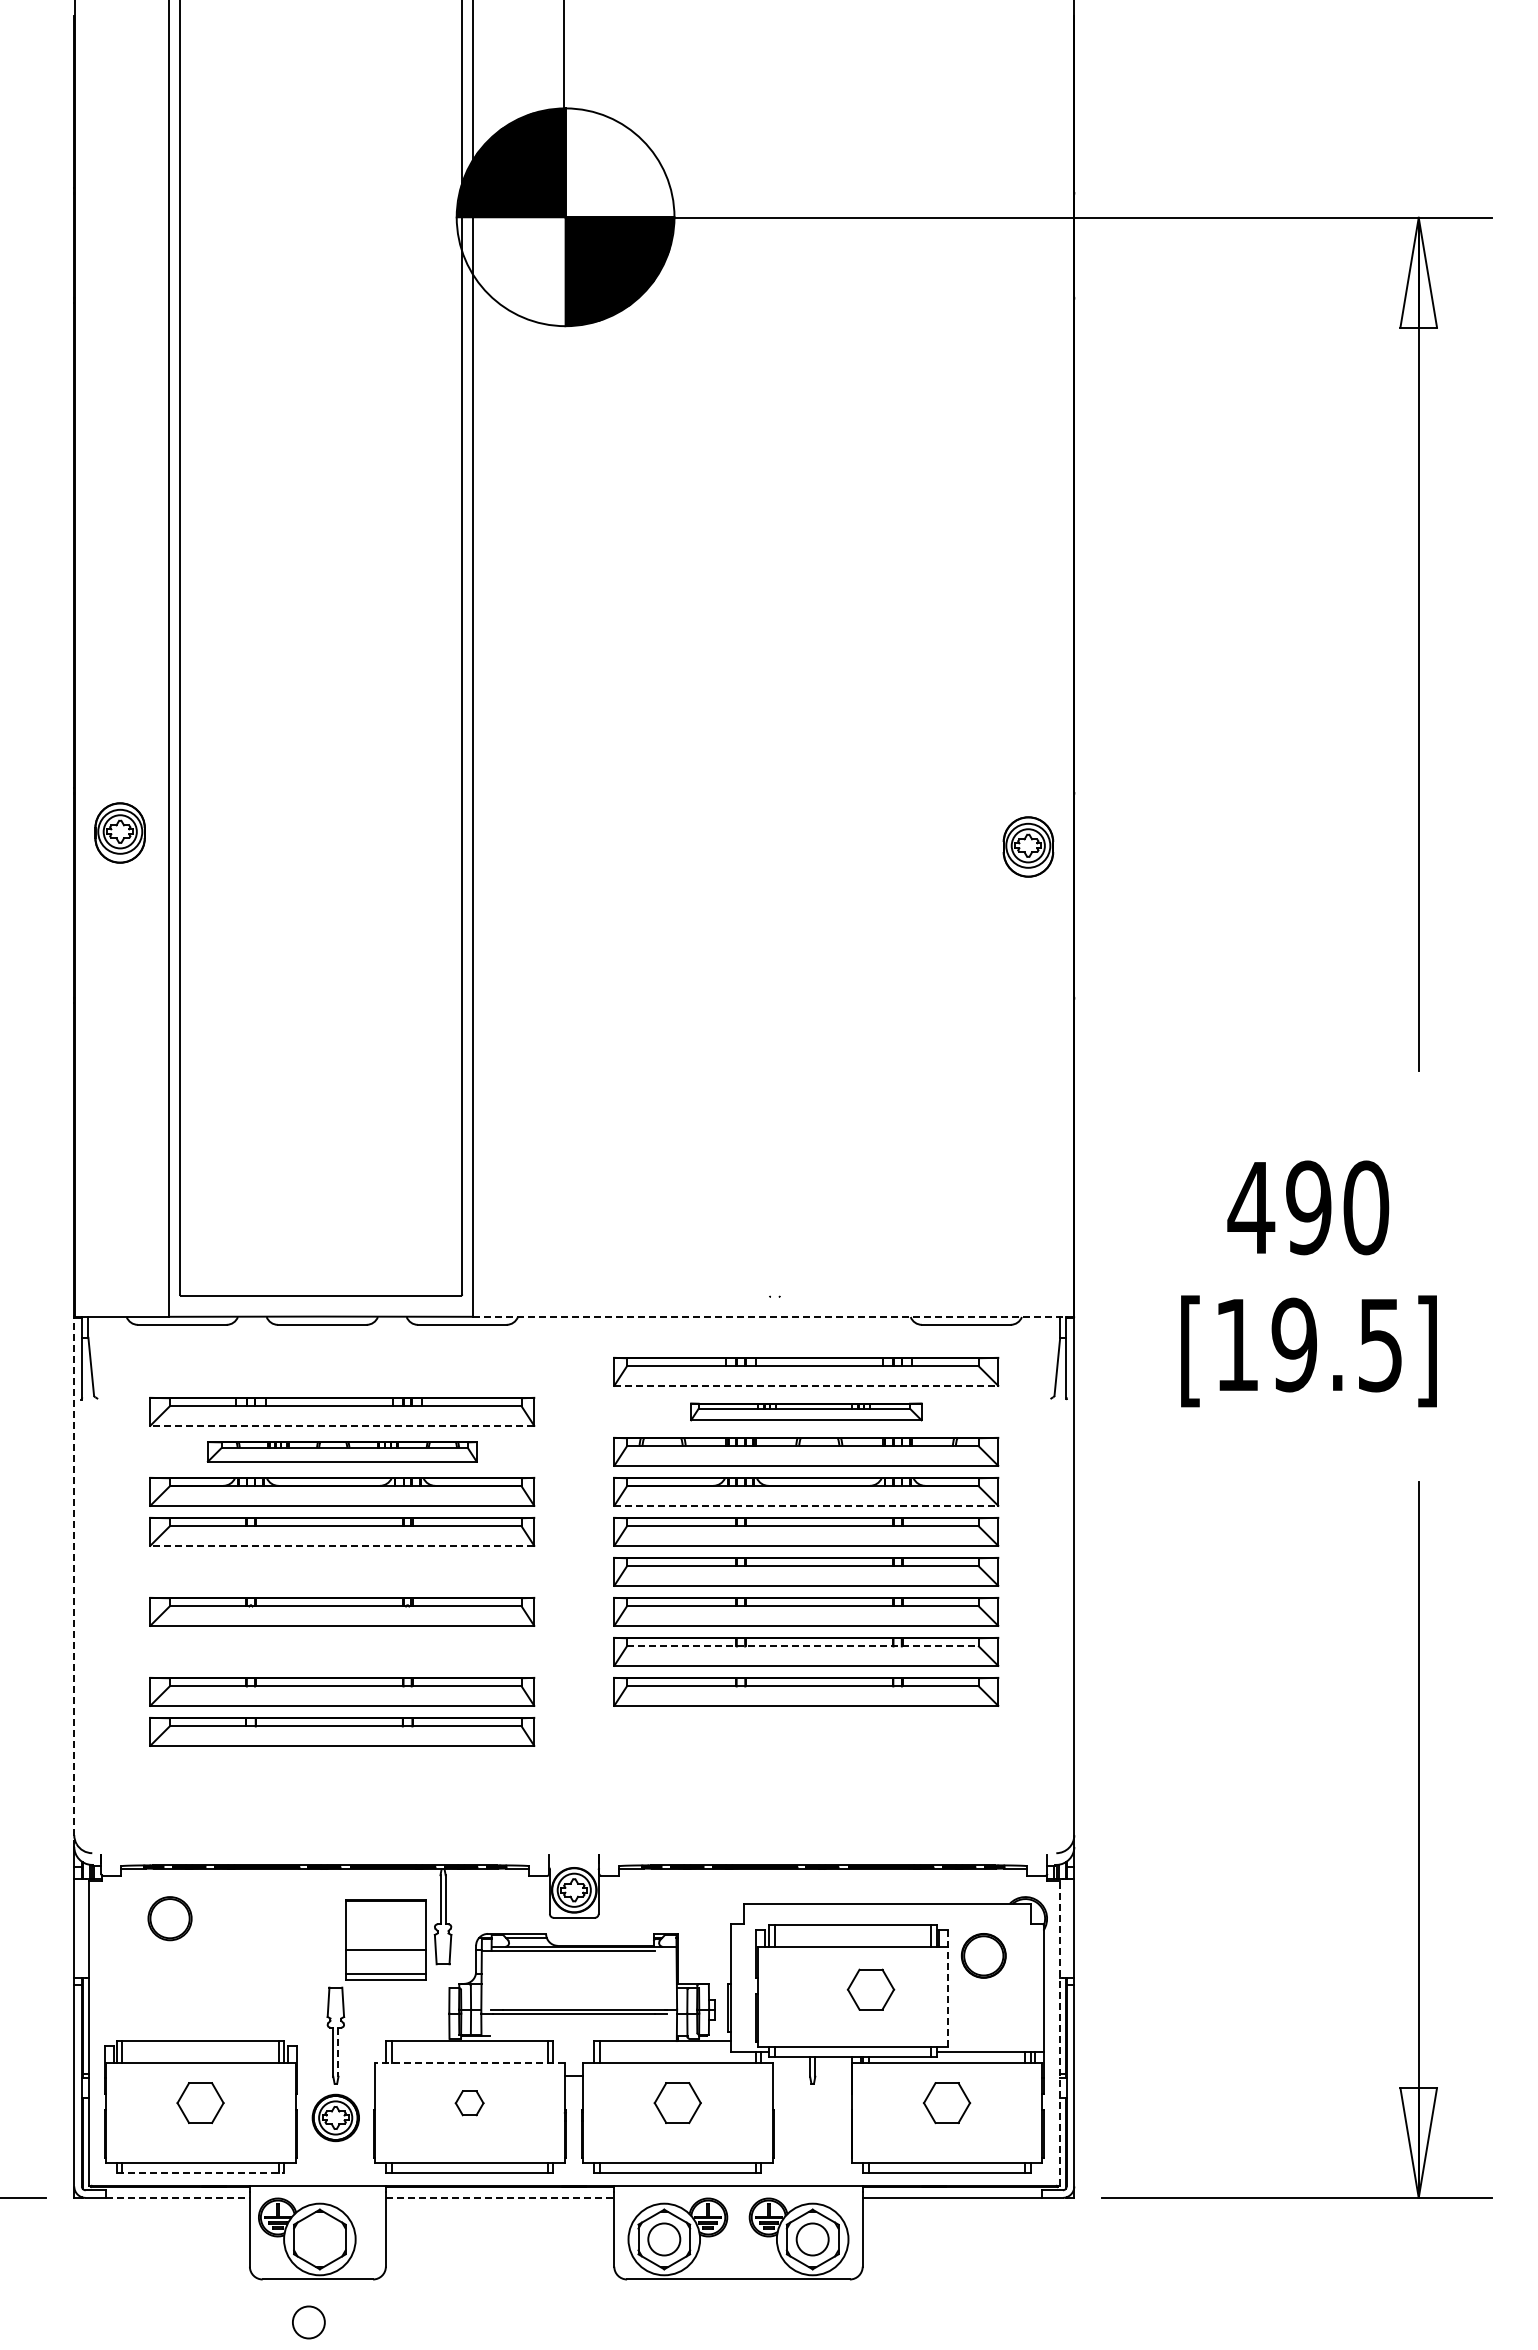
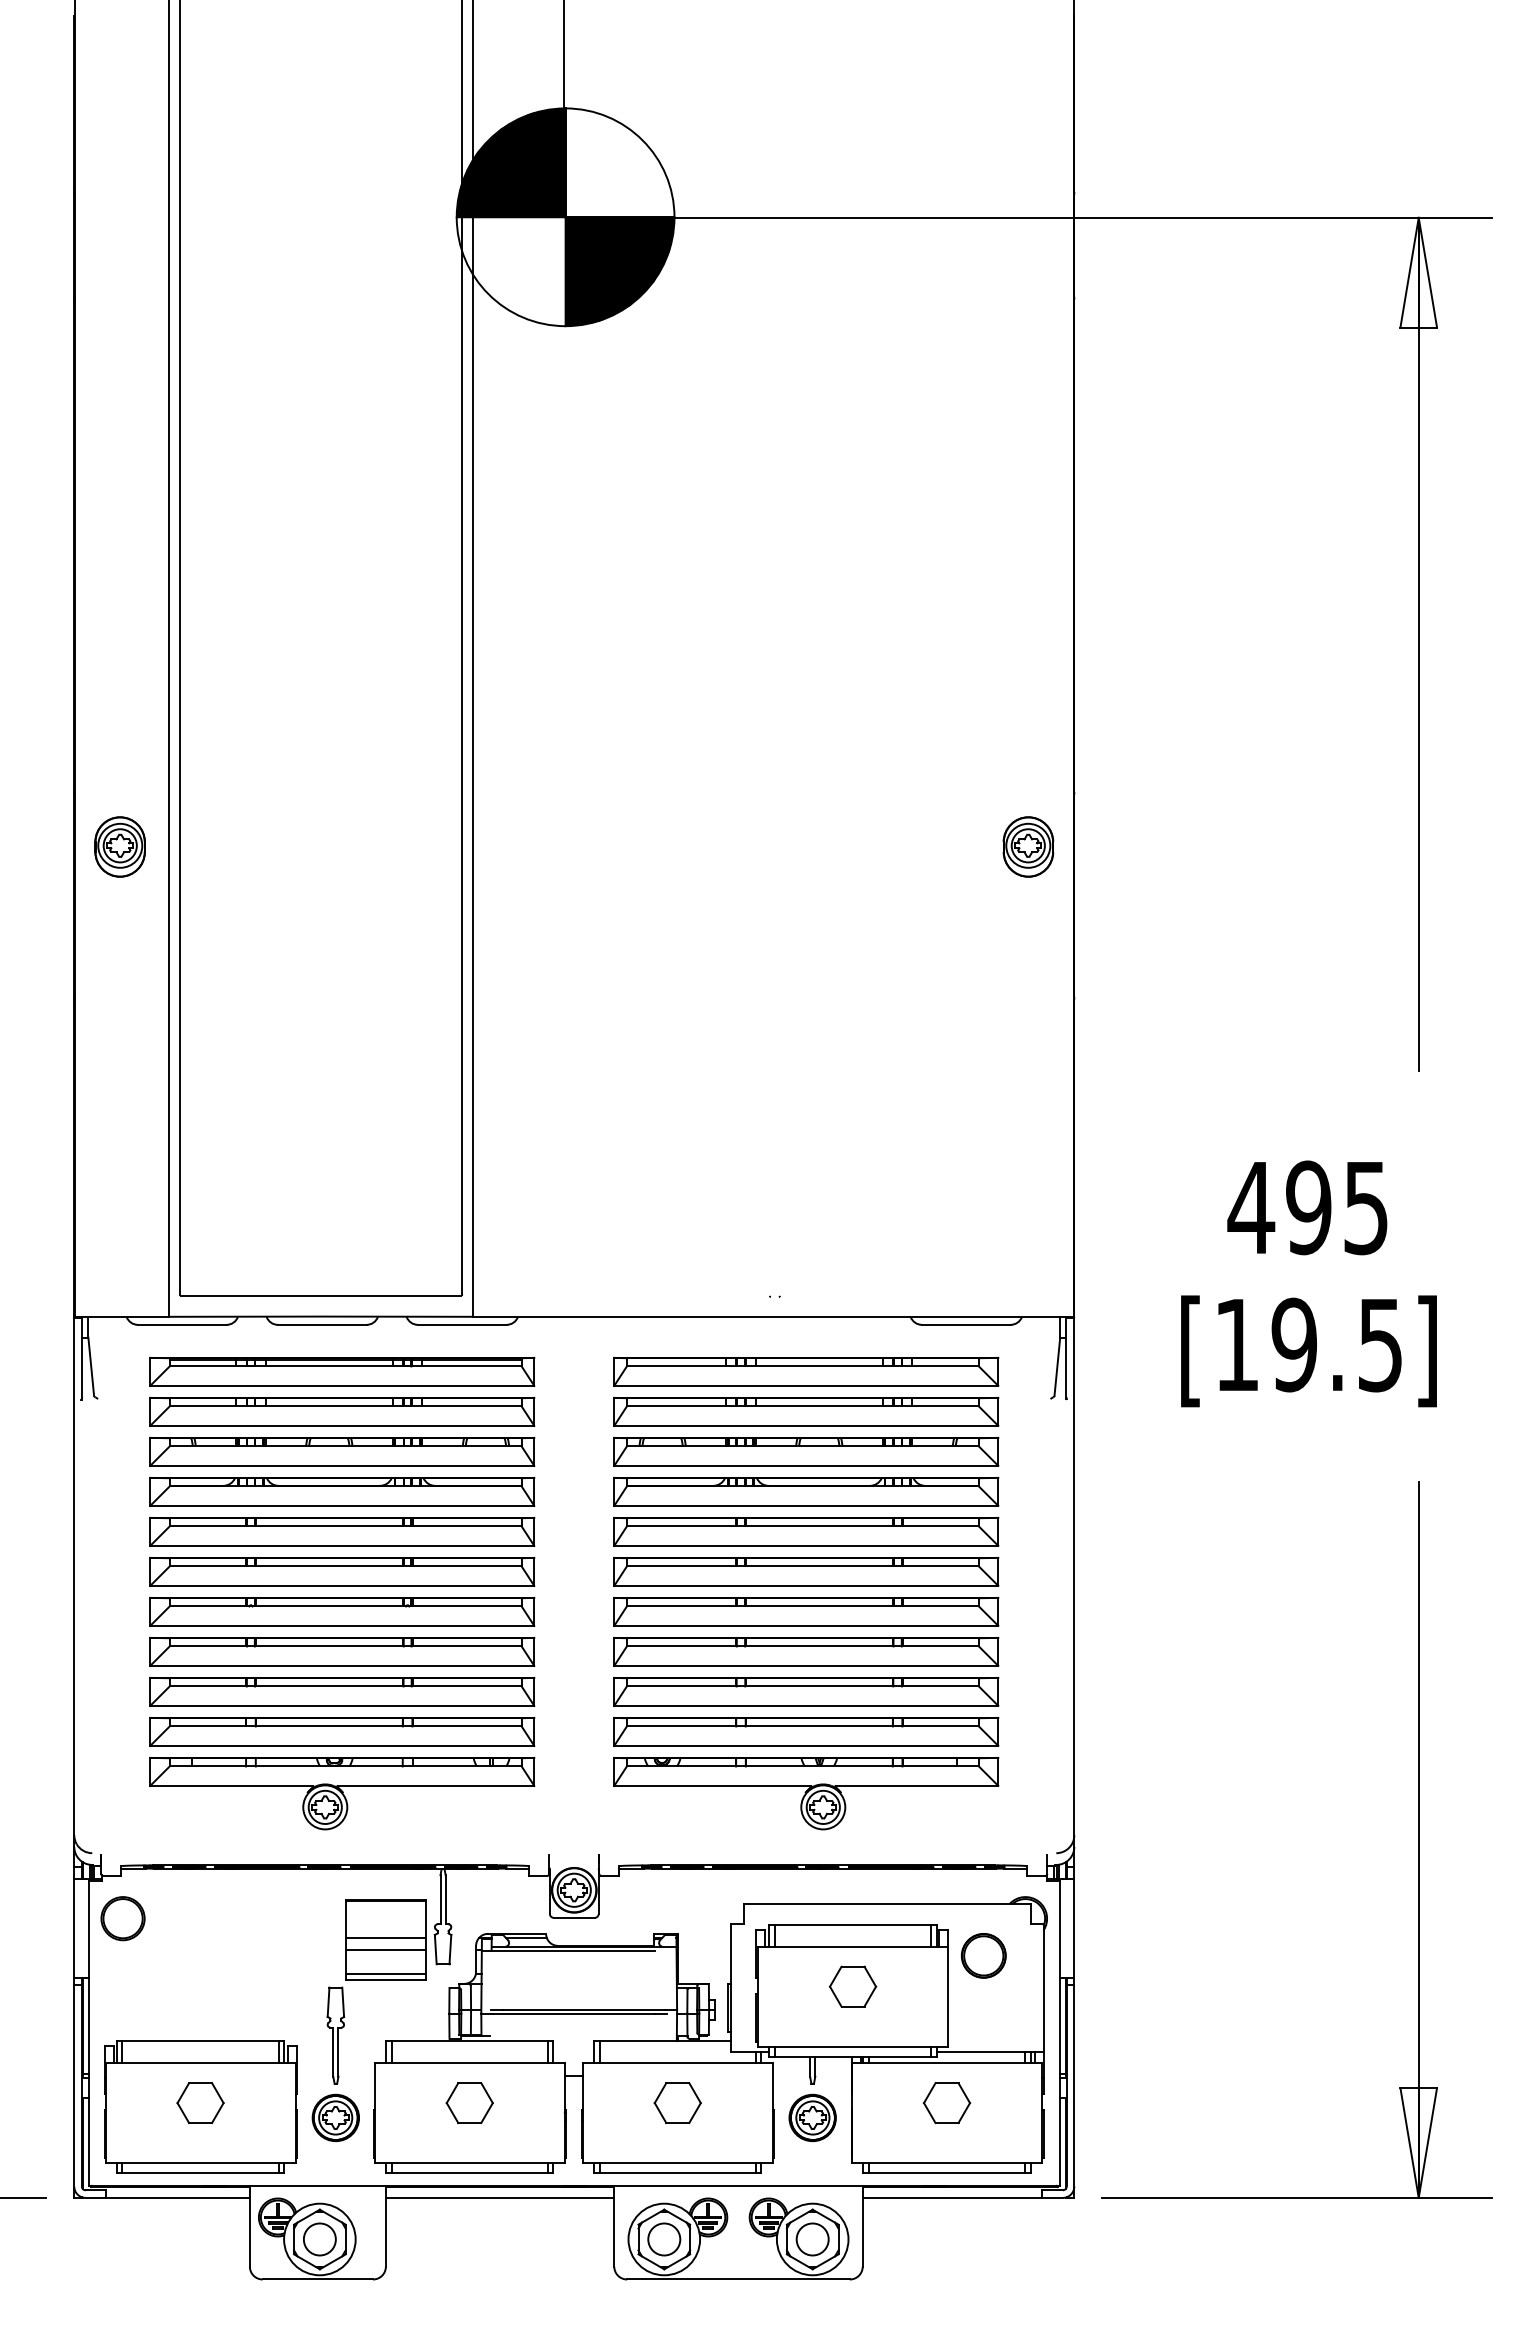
part position: (119, 832) -> (119, 846) (119, 846)
text: 490 -> 495 (1366, 1207)
line: dashed -> solid (772, 1316)
part: none -> present (342, 1371)
line: dashed -> solid (806, 1385)
part size: 233x20 px -> 387x30 px (806, 1411)
line: dashed -> solid (341, 1425)
part size: 272x22 px -> 387x30 px (342, 1451)
line: dashed -> solid (806, 1505)
line: dashed -> solid (341, 1545)
part: none -> present (342, 1571)
line: dashed -> solid (74, 1582)
line: dashed -> solid (803, 1646)
part: none -> present (342, 1651)
part: none -> present (806, 1731)
part: none -> present (342, 1793)
part: none -> present (806, 1793)
part position: (169, 1918) -> (122, 1918) (122, 1918)
line: none -> present (385, 1937)
line: dashed -> solid (948, 1988)
part position: (870, 1989) -> (852, 1986) (852, 1986)
line: dashed -> solid (1059, 2033)
line: dashed -> solid (338, 2052)
line: dashed -> solid (469, 2063)
part size: 31x27 px -> 49x43 px (469, 2103)
part: none -> present (812, 2117)
line: dashed -> solid (200, 2173)
line: dashed -> solid (178, 2197)
line: dashed -> solid (500, 2197)
circle position: (308, 2322) -> (319, 2239) (319, 2239)
